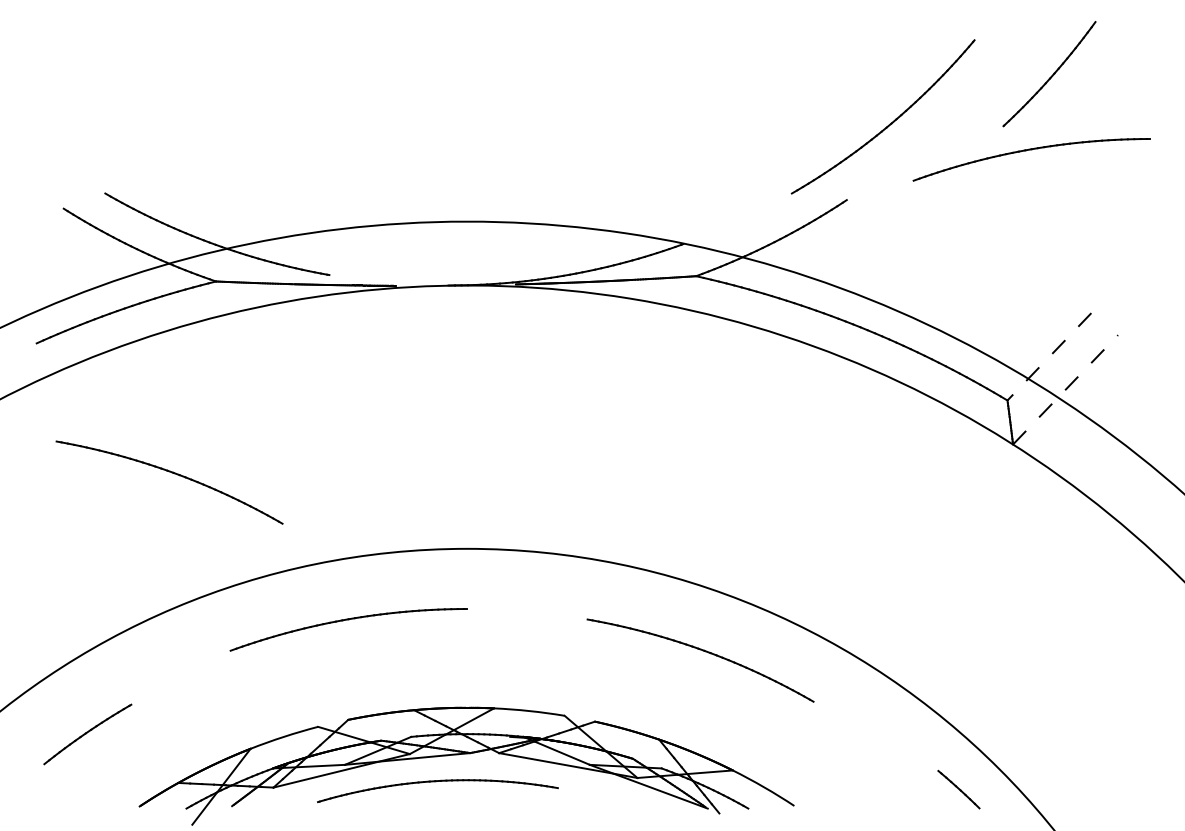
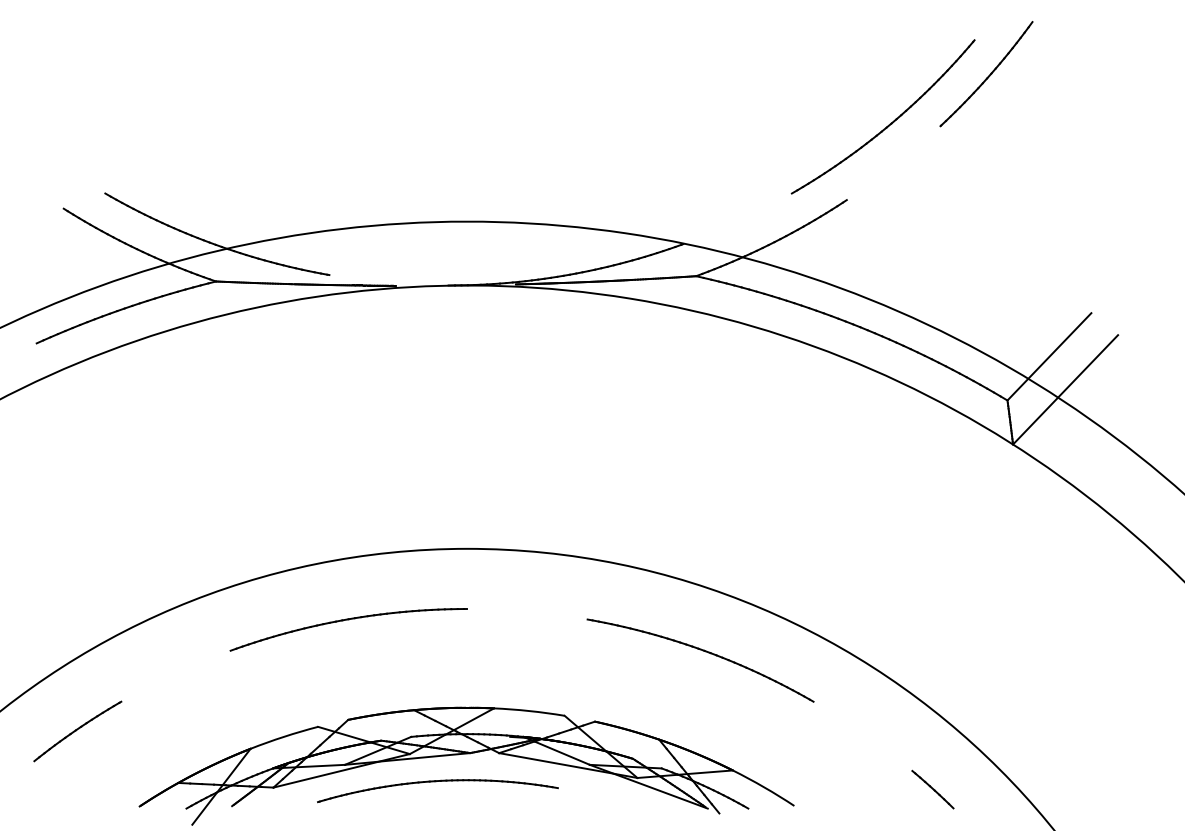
part position: (1049, 74) -> (986, 74) (986, 74)
part: present -> none (1031, 150)
line: dashed -> solid (1049, 356)
line: dashed -> solid (1065, 389)
part: present -> none (171, 473)
part position: (87, 734) -> (77, 731) (77, 731)
line position: (958, 789) -> (932, 789) (932, 789)
